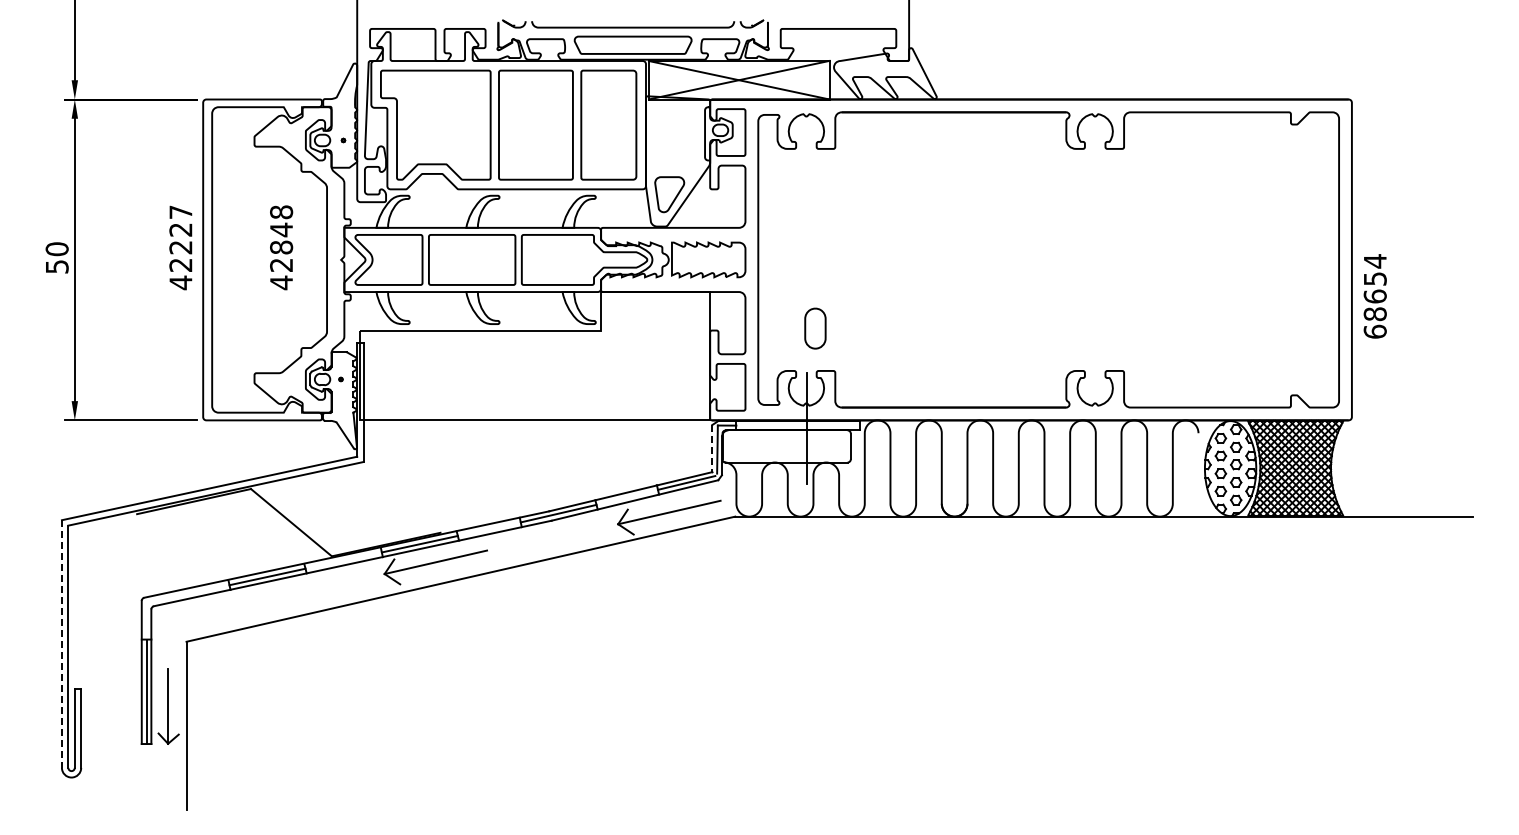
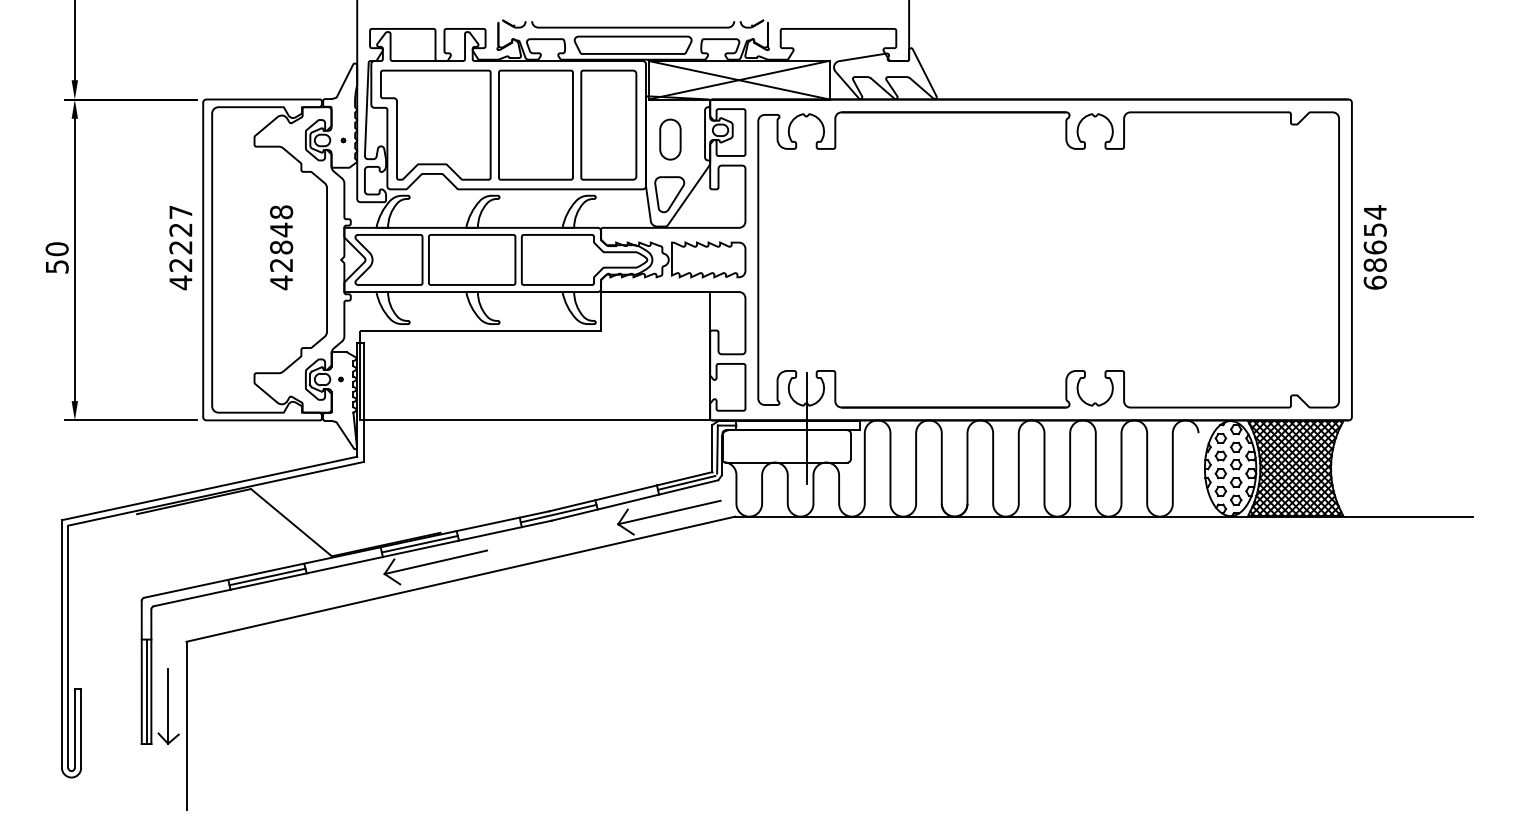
text position: (1374, 296) -> (1374, 247) (1374, 247)
part position: (815, 328) -> (670, 139) (670, 139)
line: dashed -> solid (712, 448)
line: dashed -> solid (61, 644)
